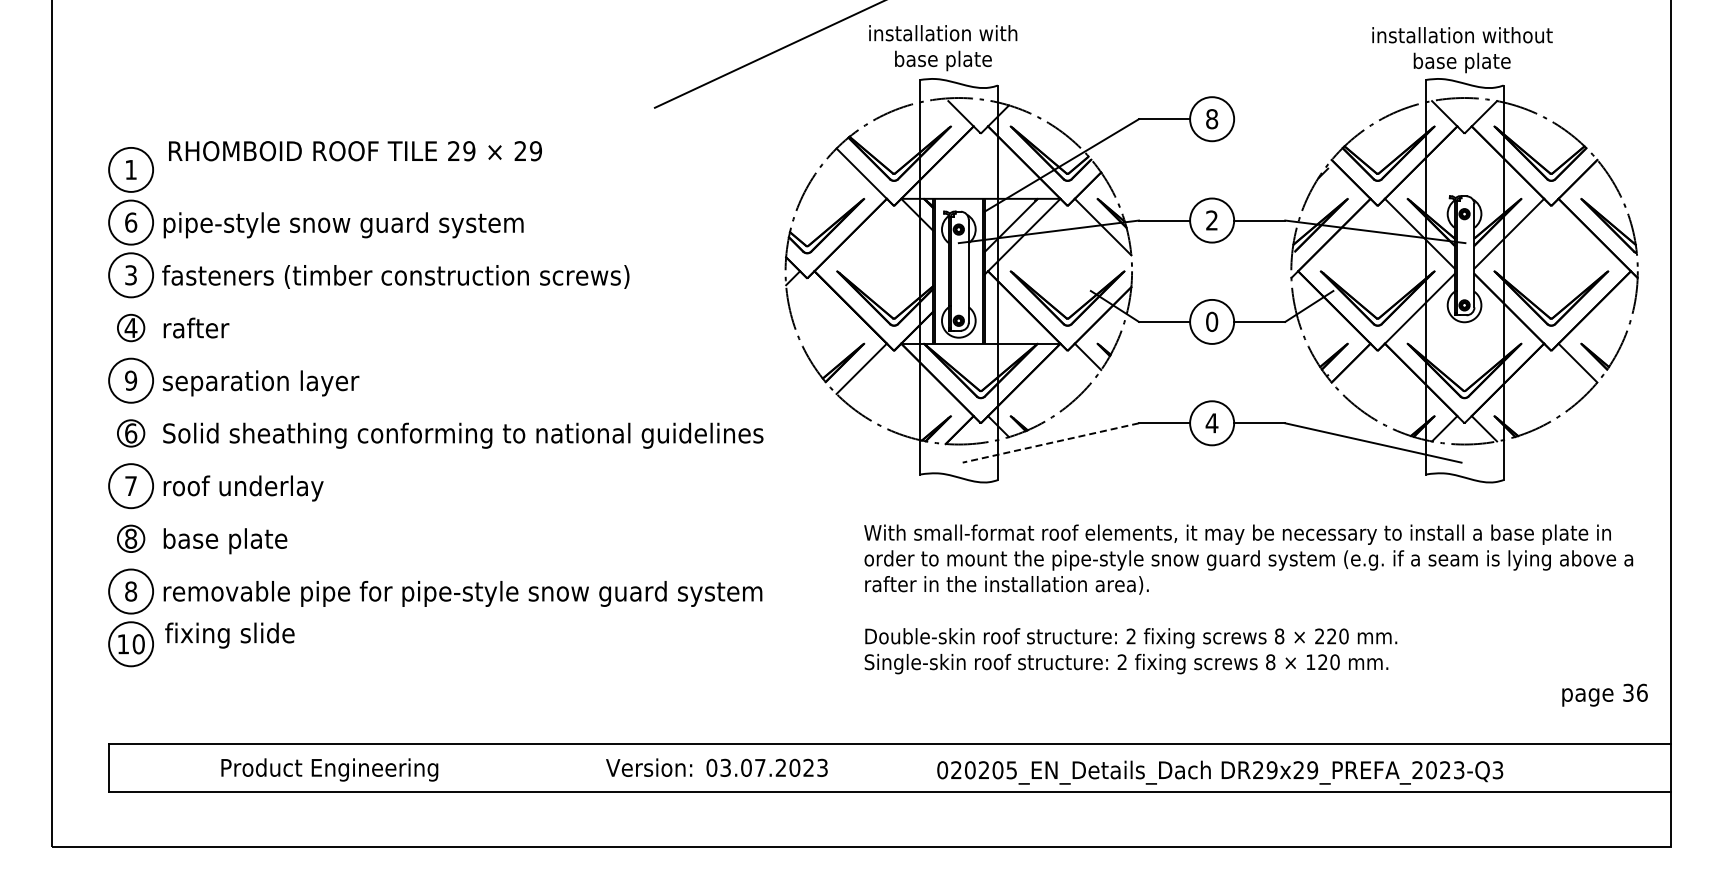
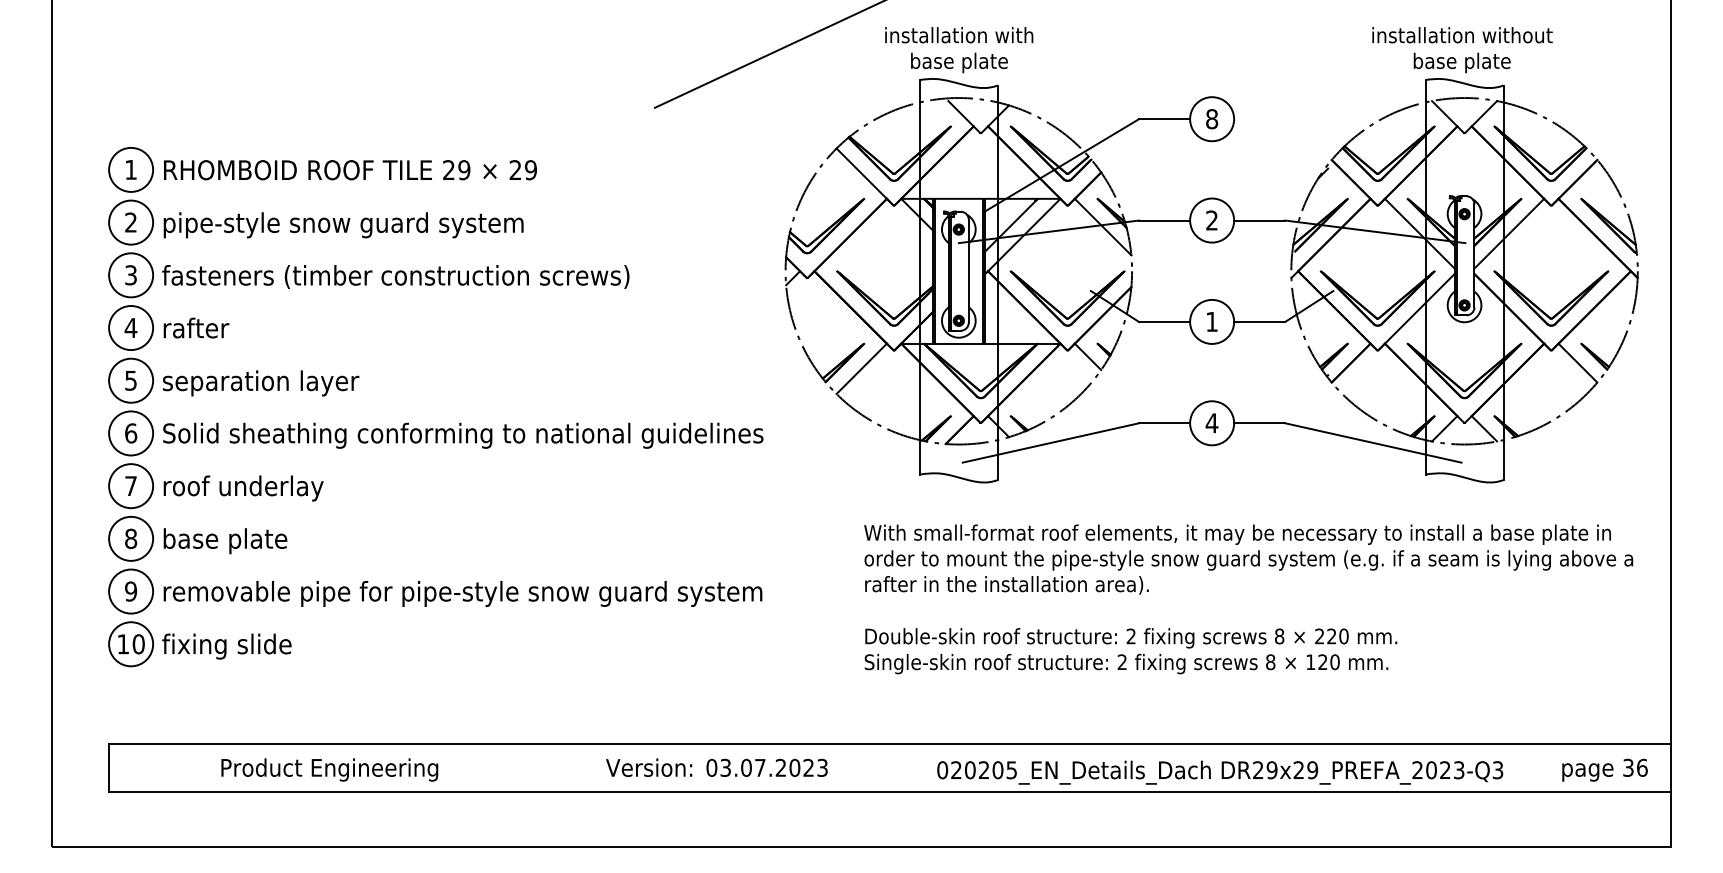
text position: (943, 48) -> (959, 50) (959, 50)
text position: (355, 151) -> (350, 170) (350, 170)
text: 6 -> 2 (131, 222)
text: 0 -> 1 (1212, 321)
circle diameter: 26 px -> 44 px (131, 328)
text: 9 -> 5 (131, 380)
circle diameter: 26 px -> 44 px (131, 433)
line: dashed -> solid (1050, 443)
circle diameter: 26 px -> 44 px (131, 538)
text: 8 -> 9 (131, 591)
text position: (229, 635) -> (226, 646) (226, 646)
text position: (1604, 694) -> (1604, 769) (1604, 769)
